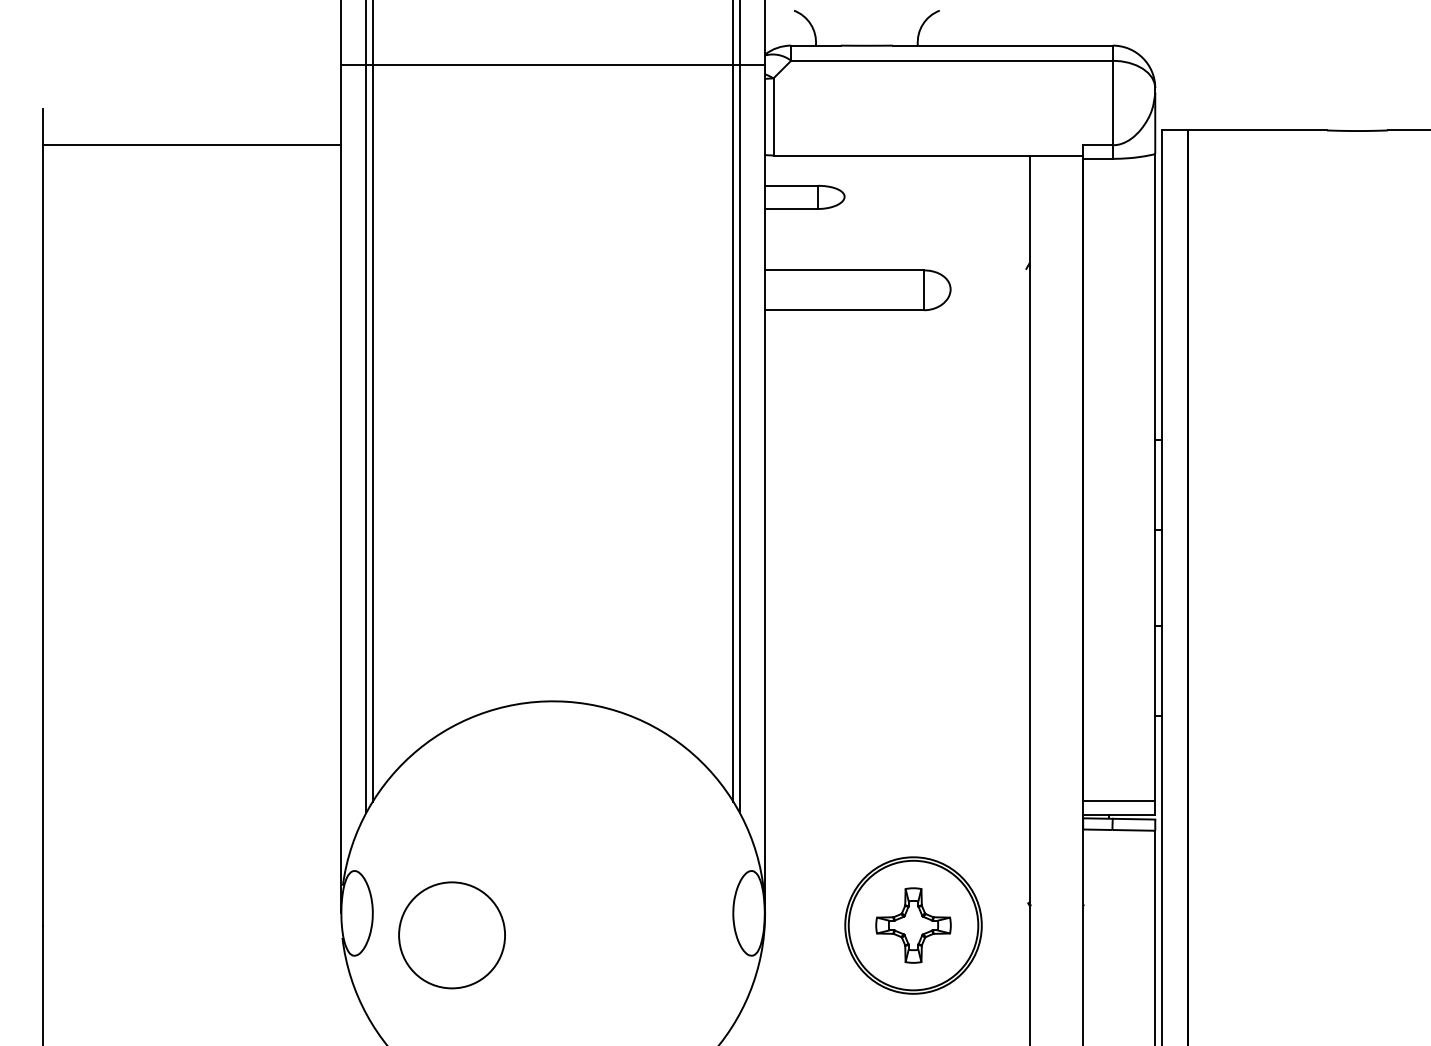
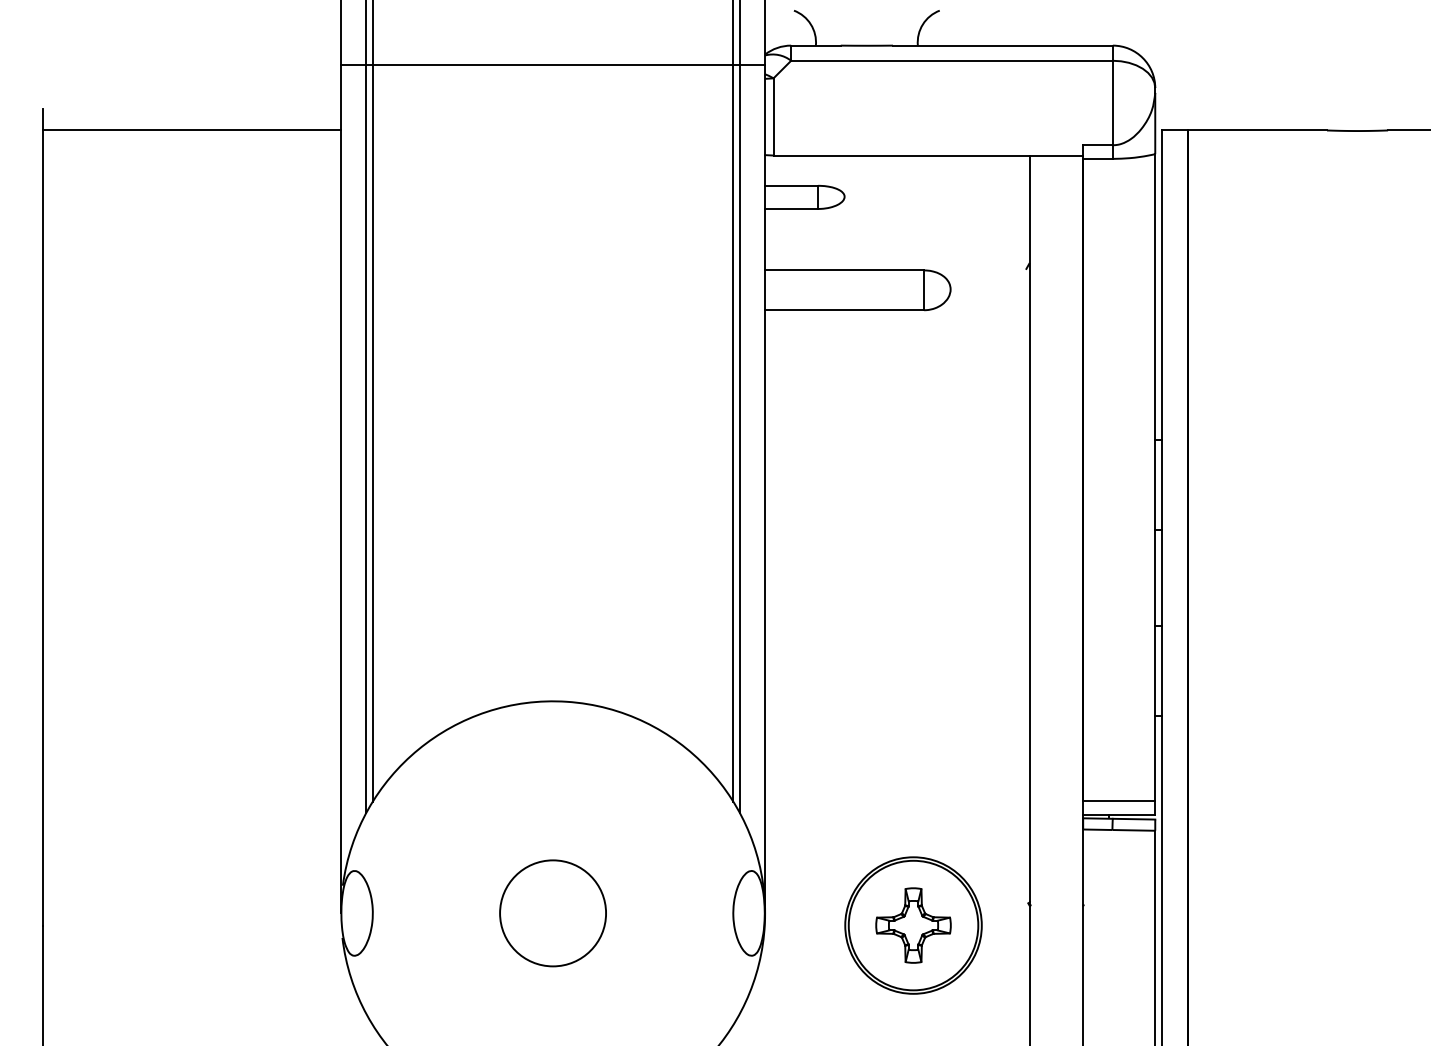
line position: (191, 145) -> (191, 130) (191, 130)
circle position: (451, 935) -> (552, 913) (552, 913)
